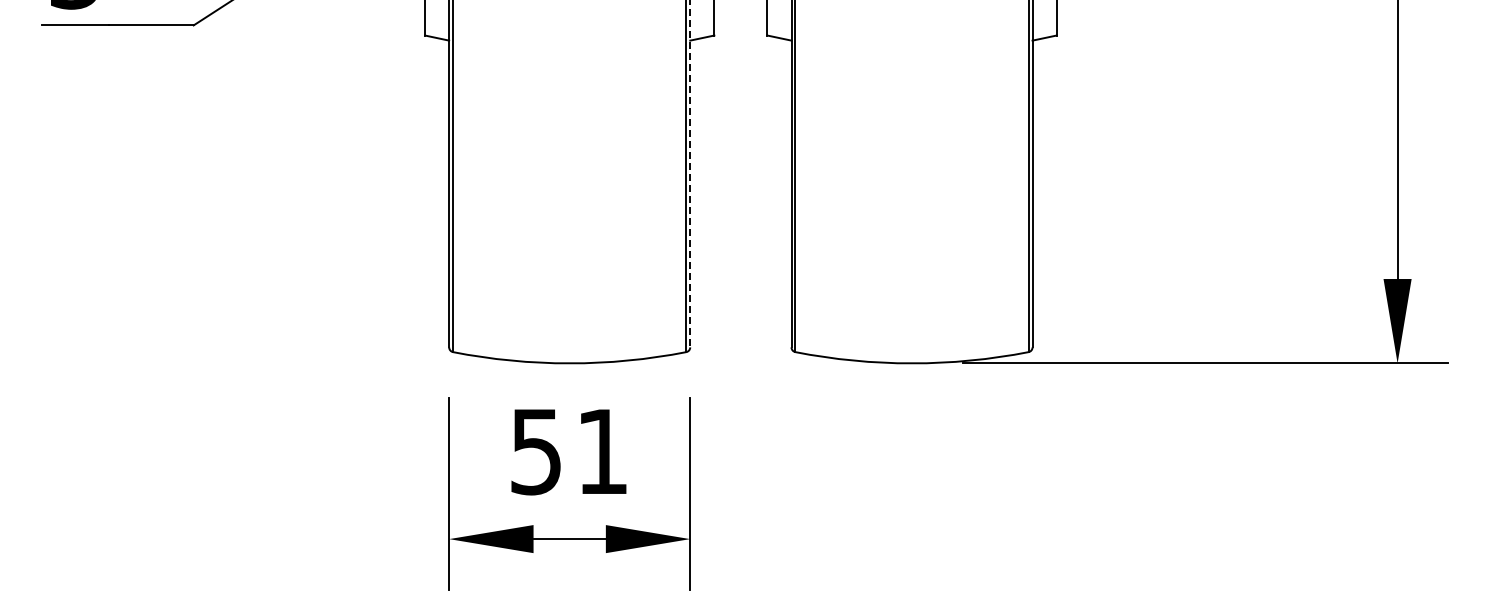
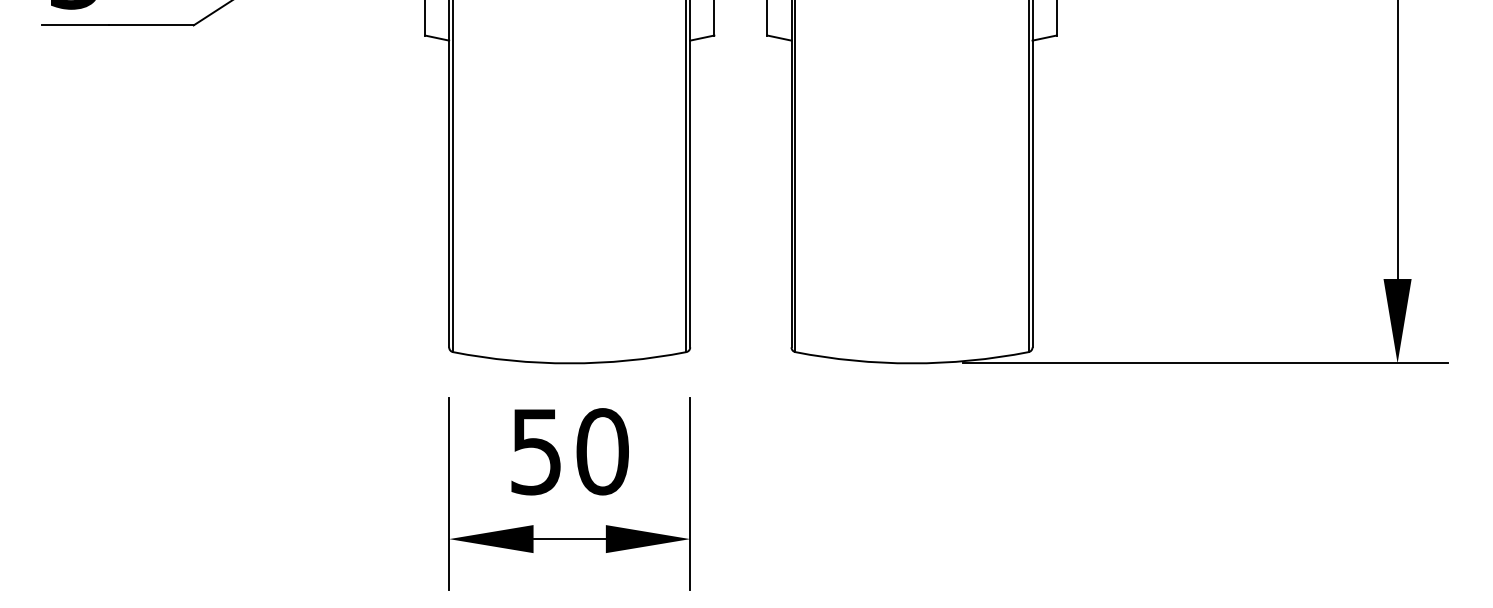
line: dashed -> solid (690, 174)
text: 51 -> 50 (602, 451)
